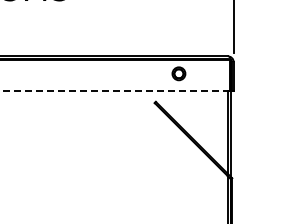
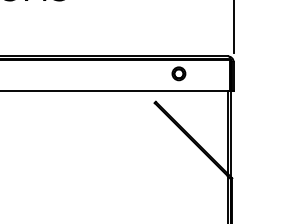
line: dashed -> solid (115, 91)
